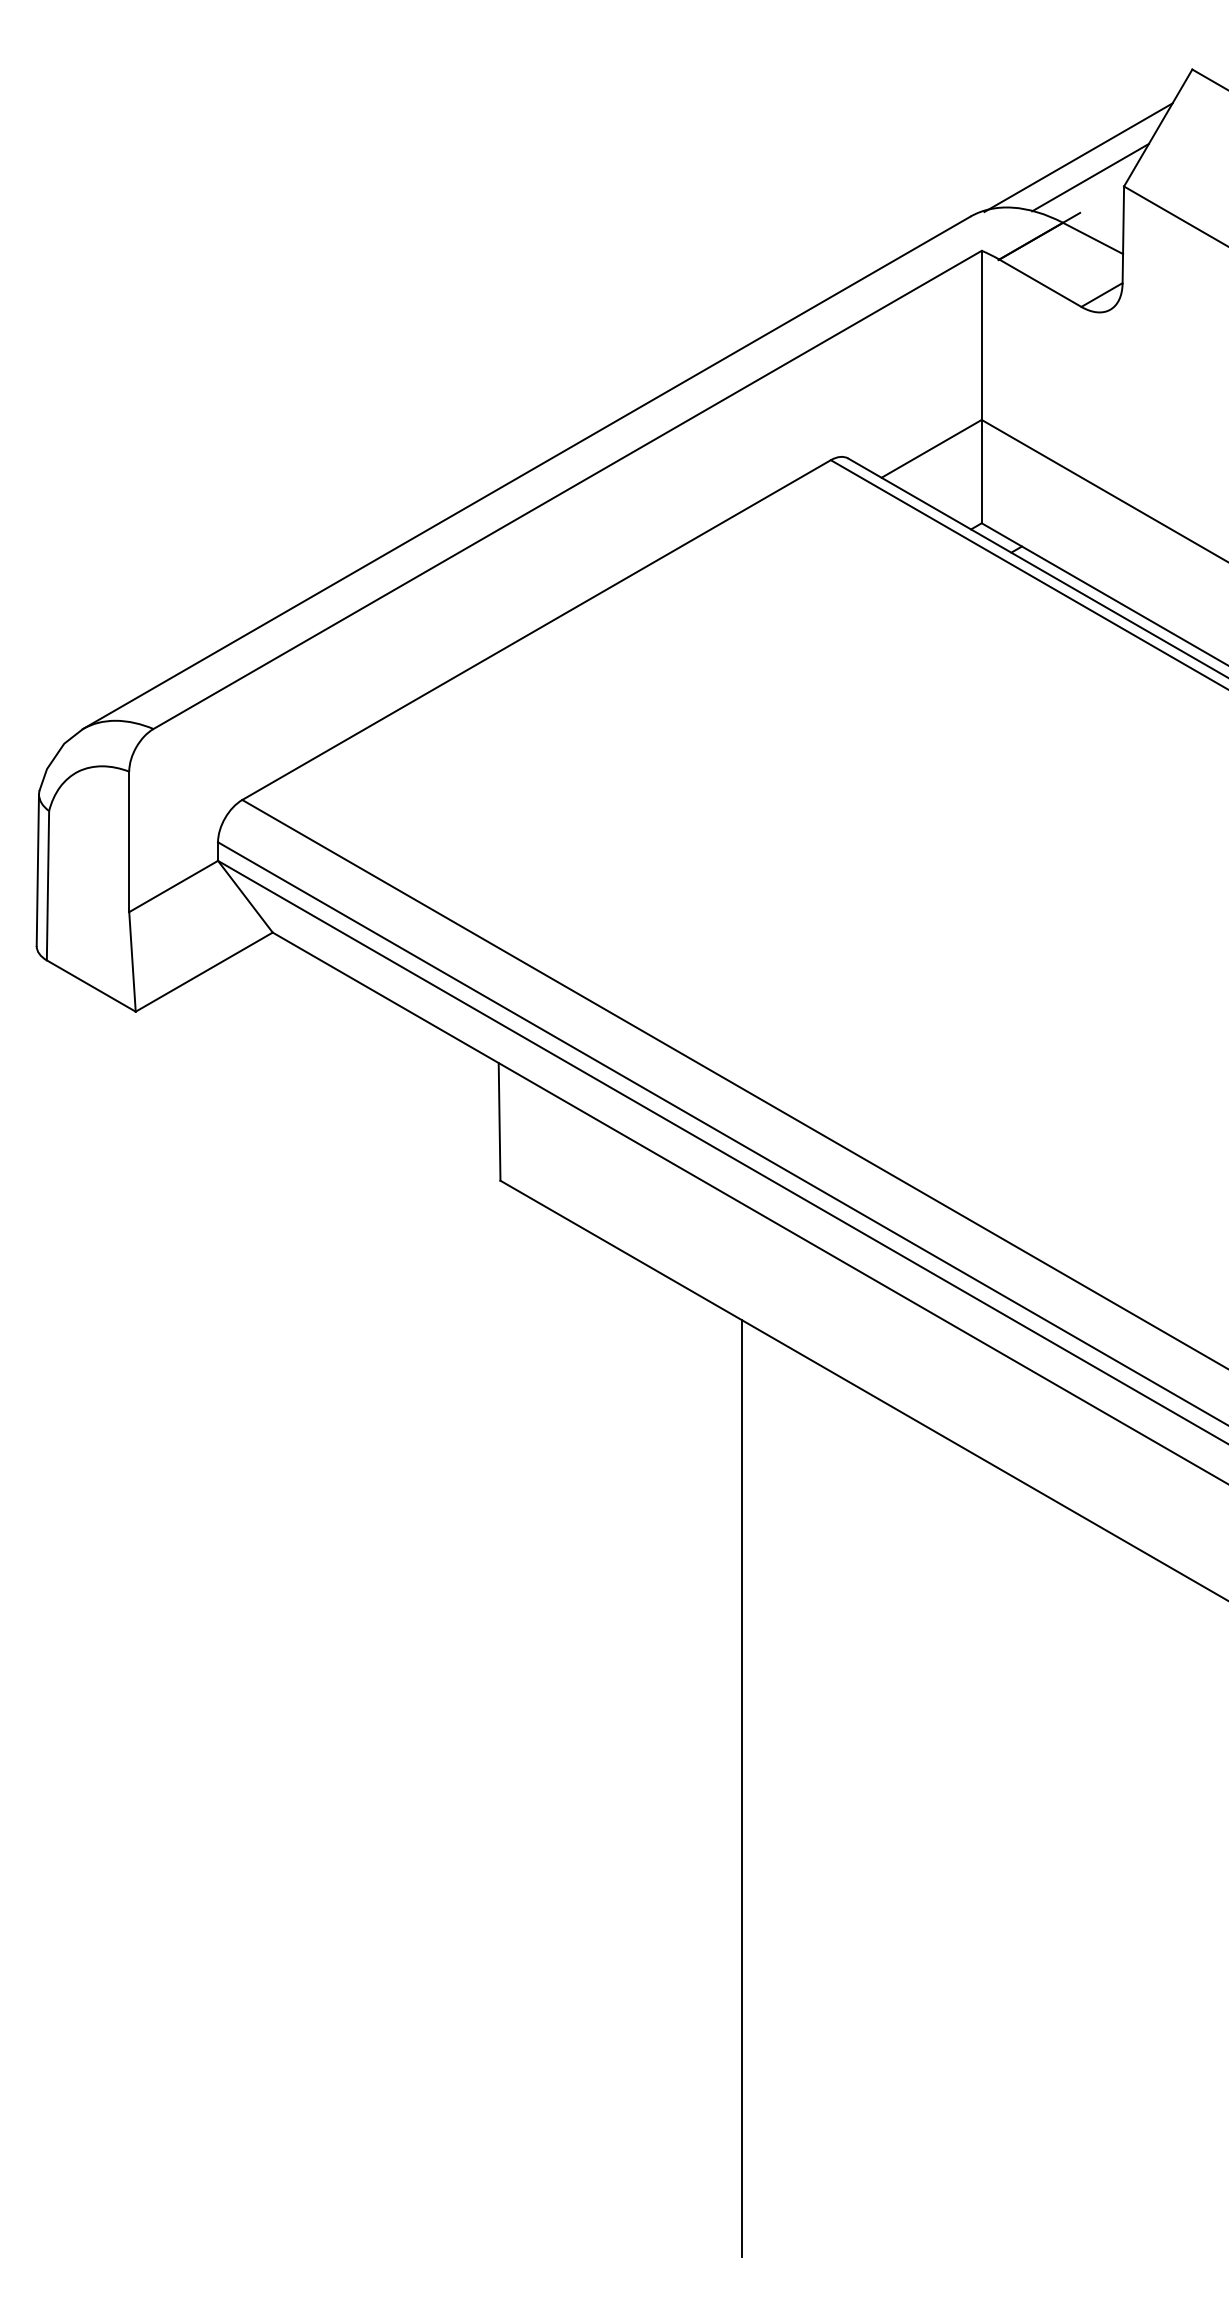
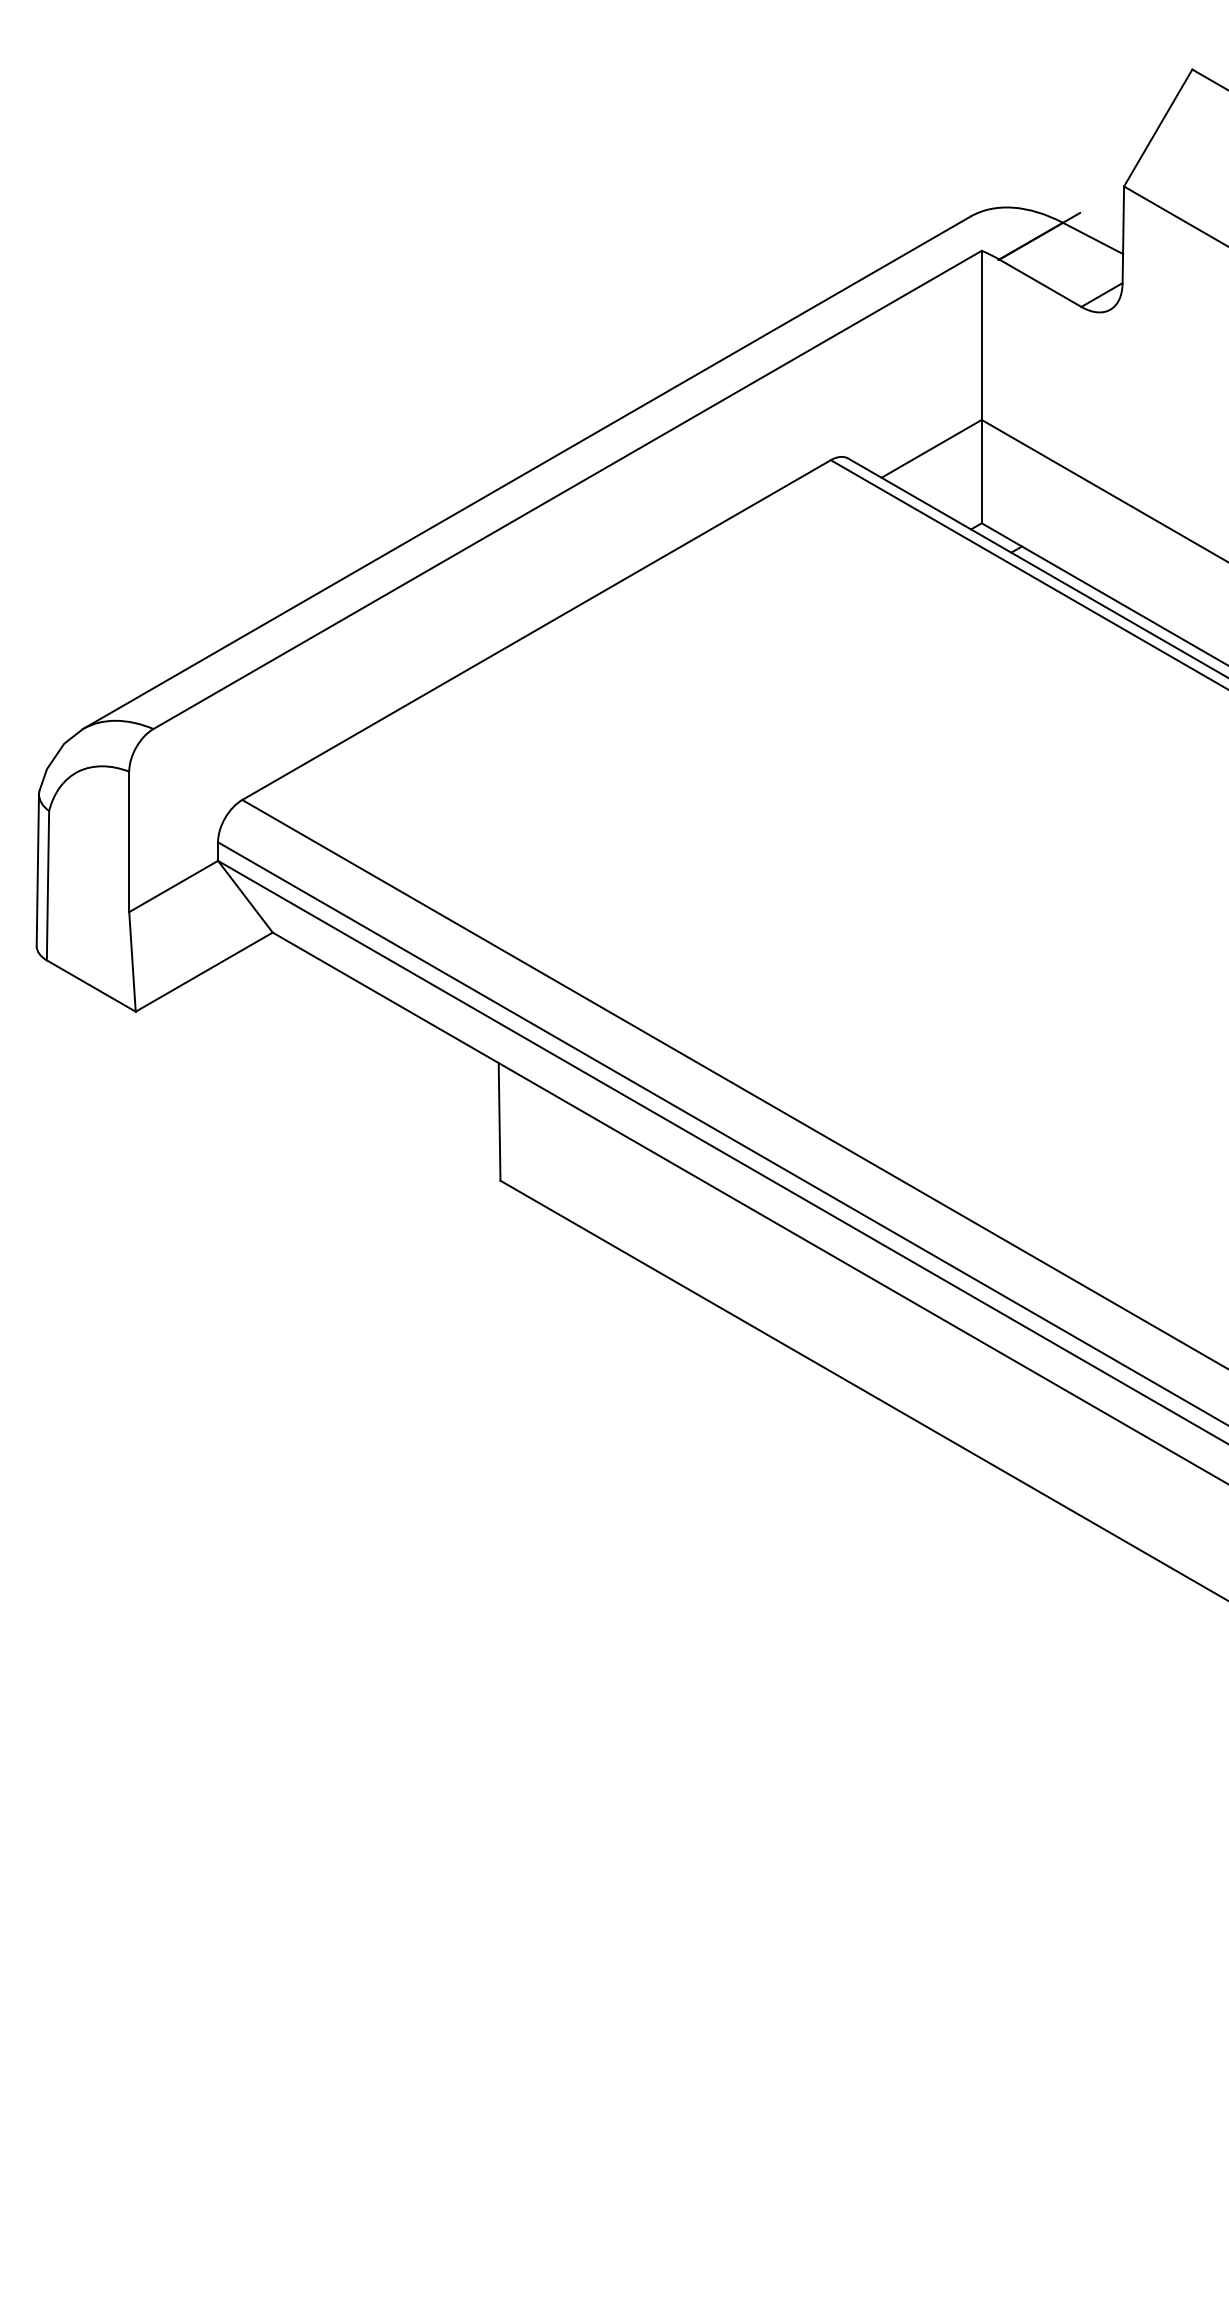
line: present -> none (1078, 157)
line: present -> none (1090, 177)
line: present -> none (742, 1788)
